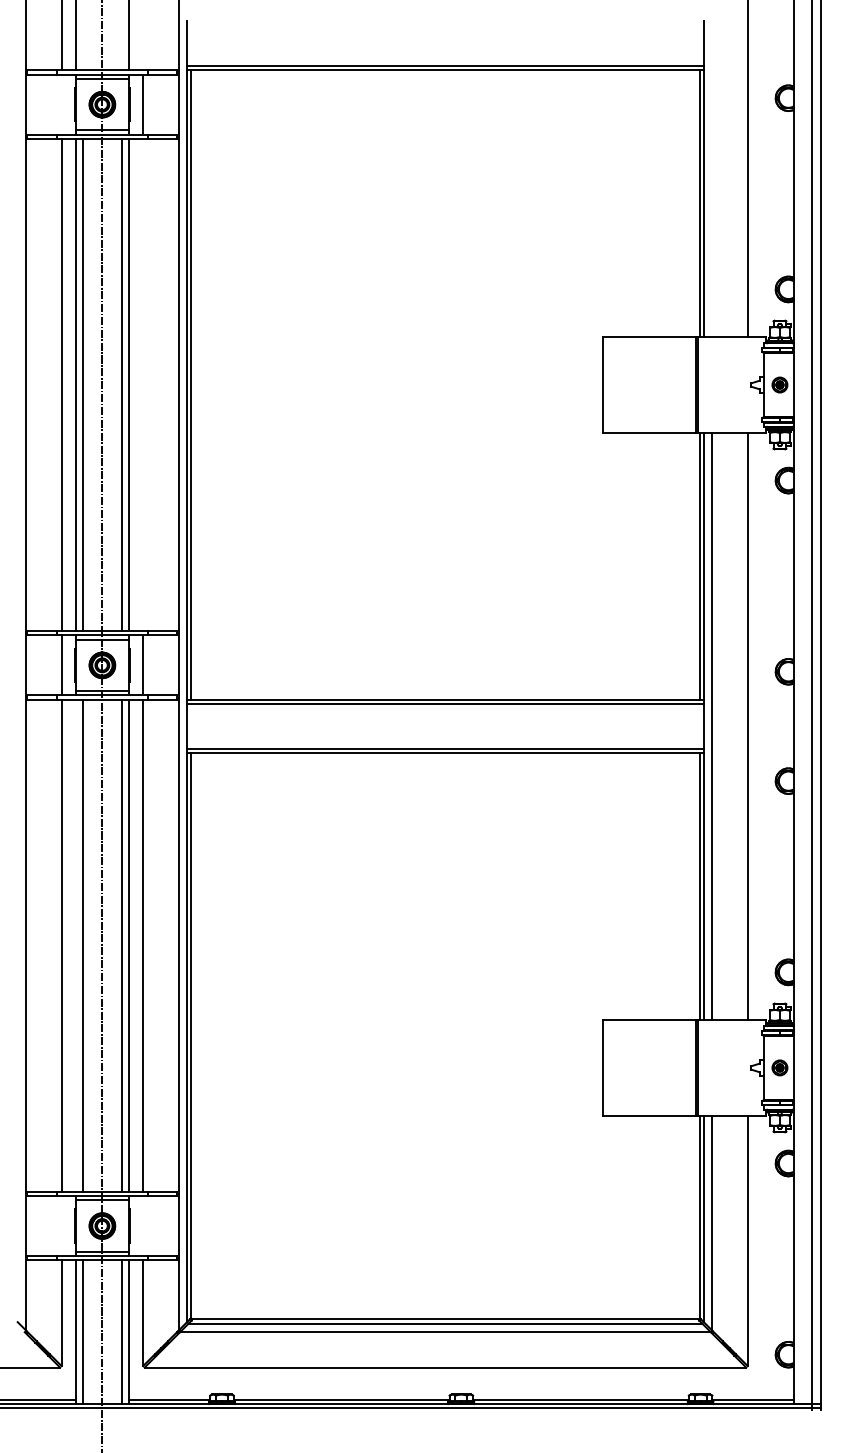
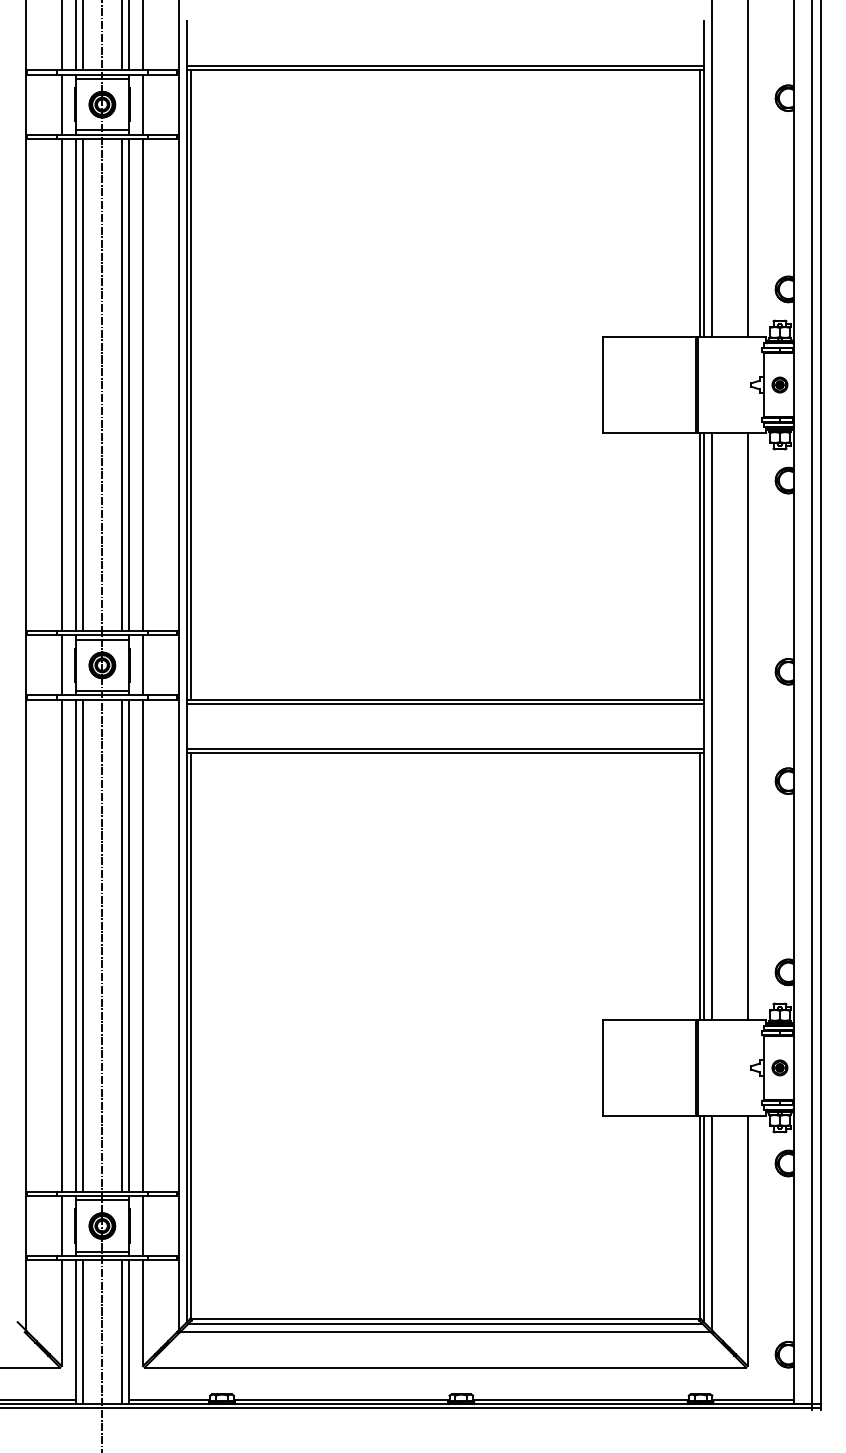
line: none -> present (83, 36)
line: none -> present (121, 36)
line: none -> present (143, 36)
line: none -> present (61, 104)
line: none -> present (712, 169)
line: none -> present (143, 385)
line: none -> present (75, 945)
line: none -> present (61, 1226)
line: none -> present (143, 1226)
